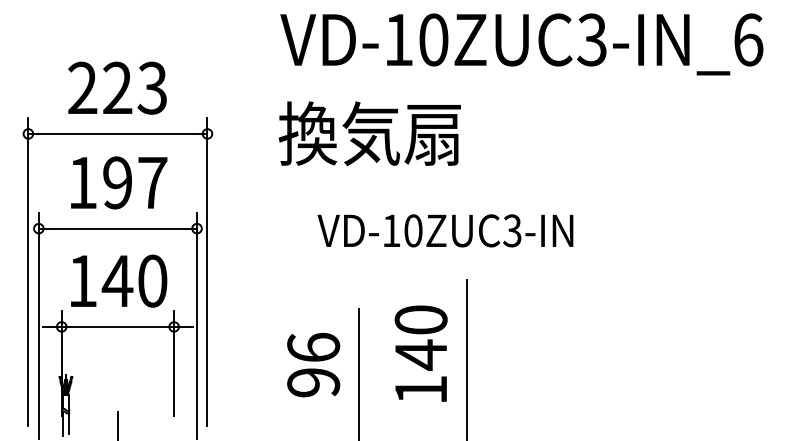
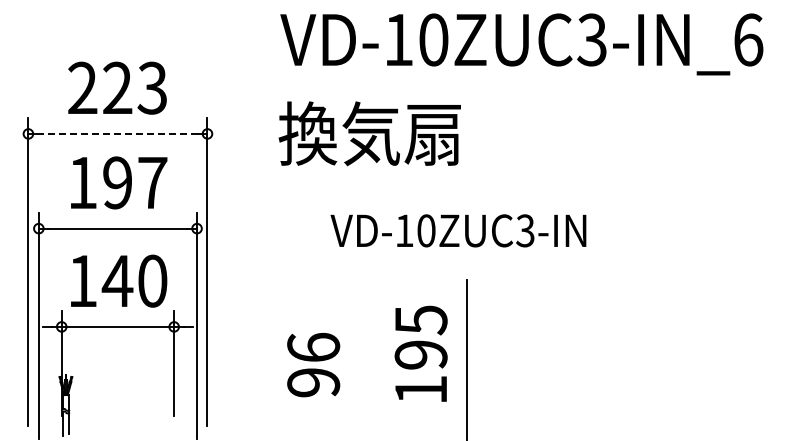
line: solid -> dashed (117, 133)
text position: (445, 230) -> (458, 230) (458, 230)
text: 140 -> 195 (420, 338)
line: present -> none (359, 372)
line: present -> none (117, 424)
